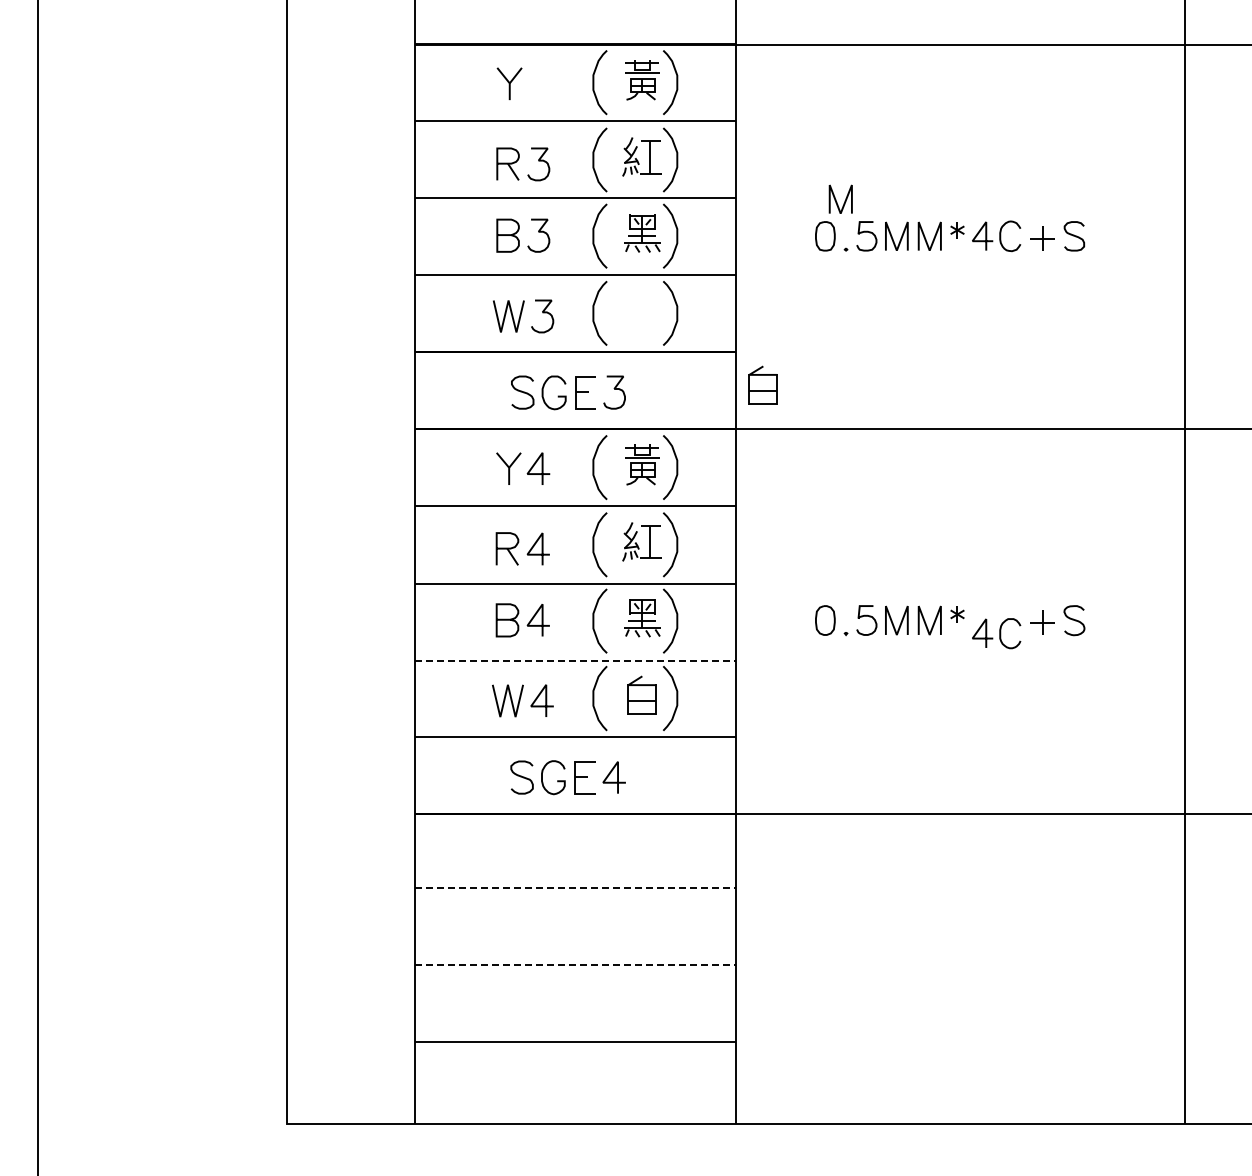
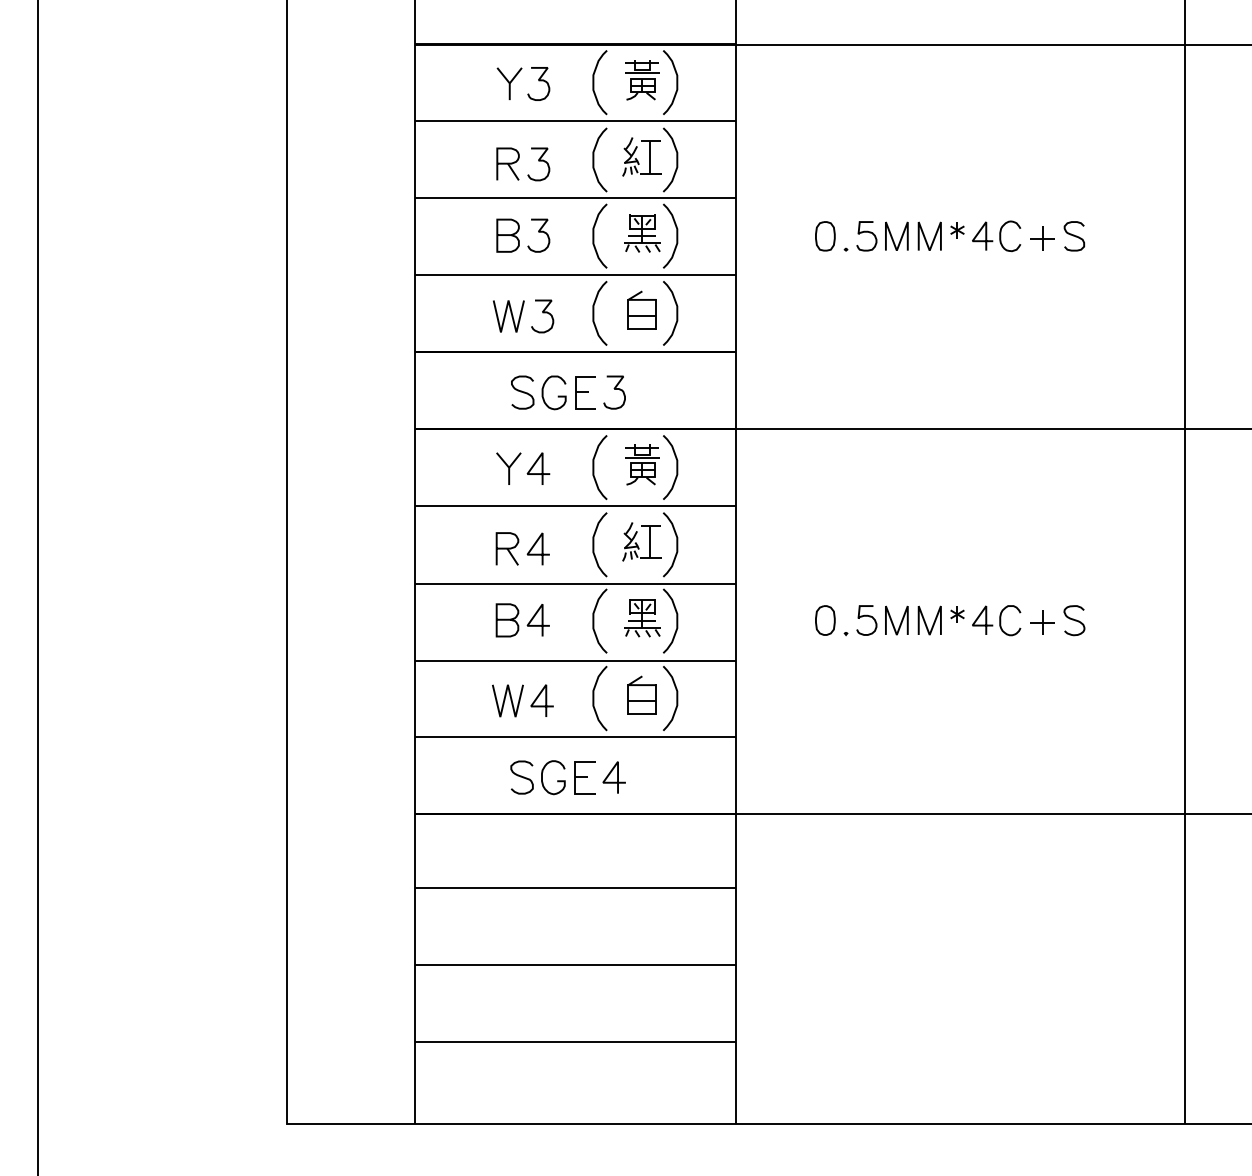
curve: none -> present (538, 81)
line: present -> none (836, 199)
part position: (762, 384) -> (641, 309) (641, 309)
part position: (996, 633) -> (996, 620) (996, 620)
line: dashed -> solid (575, 660)
line: dashed -> solid (575, 888)
line: dashed -> solid (575, 965)
